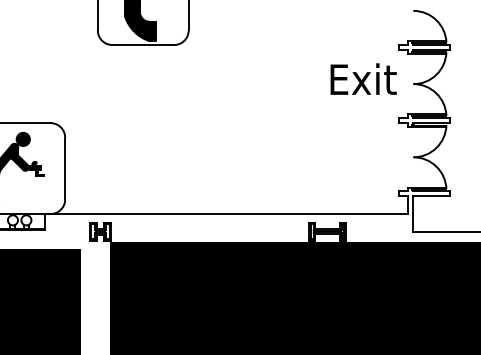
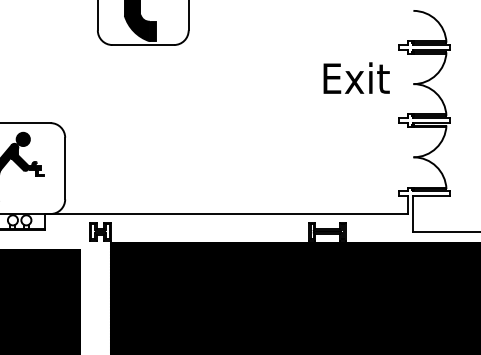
text position: (363, 78) -> (356, 77) (356, 77)
